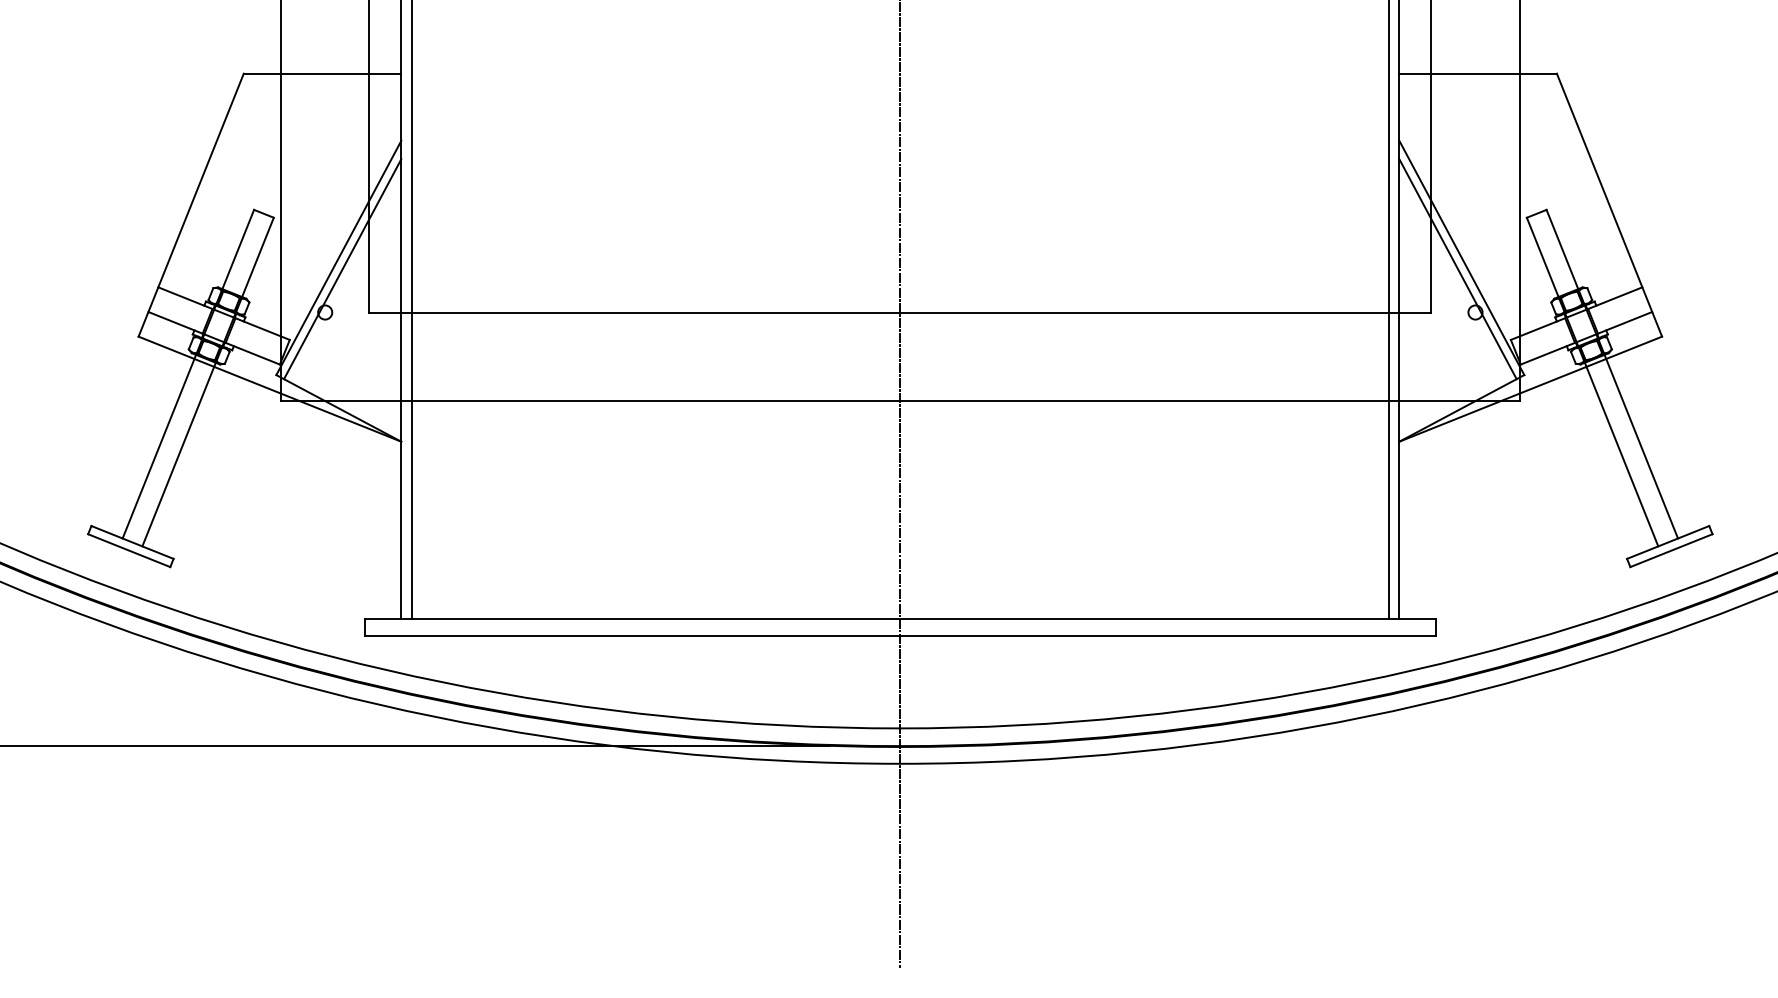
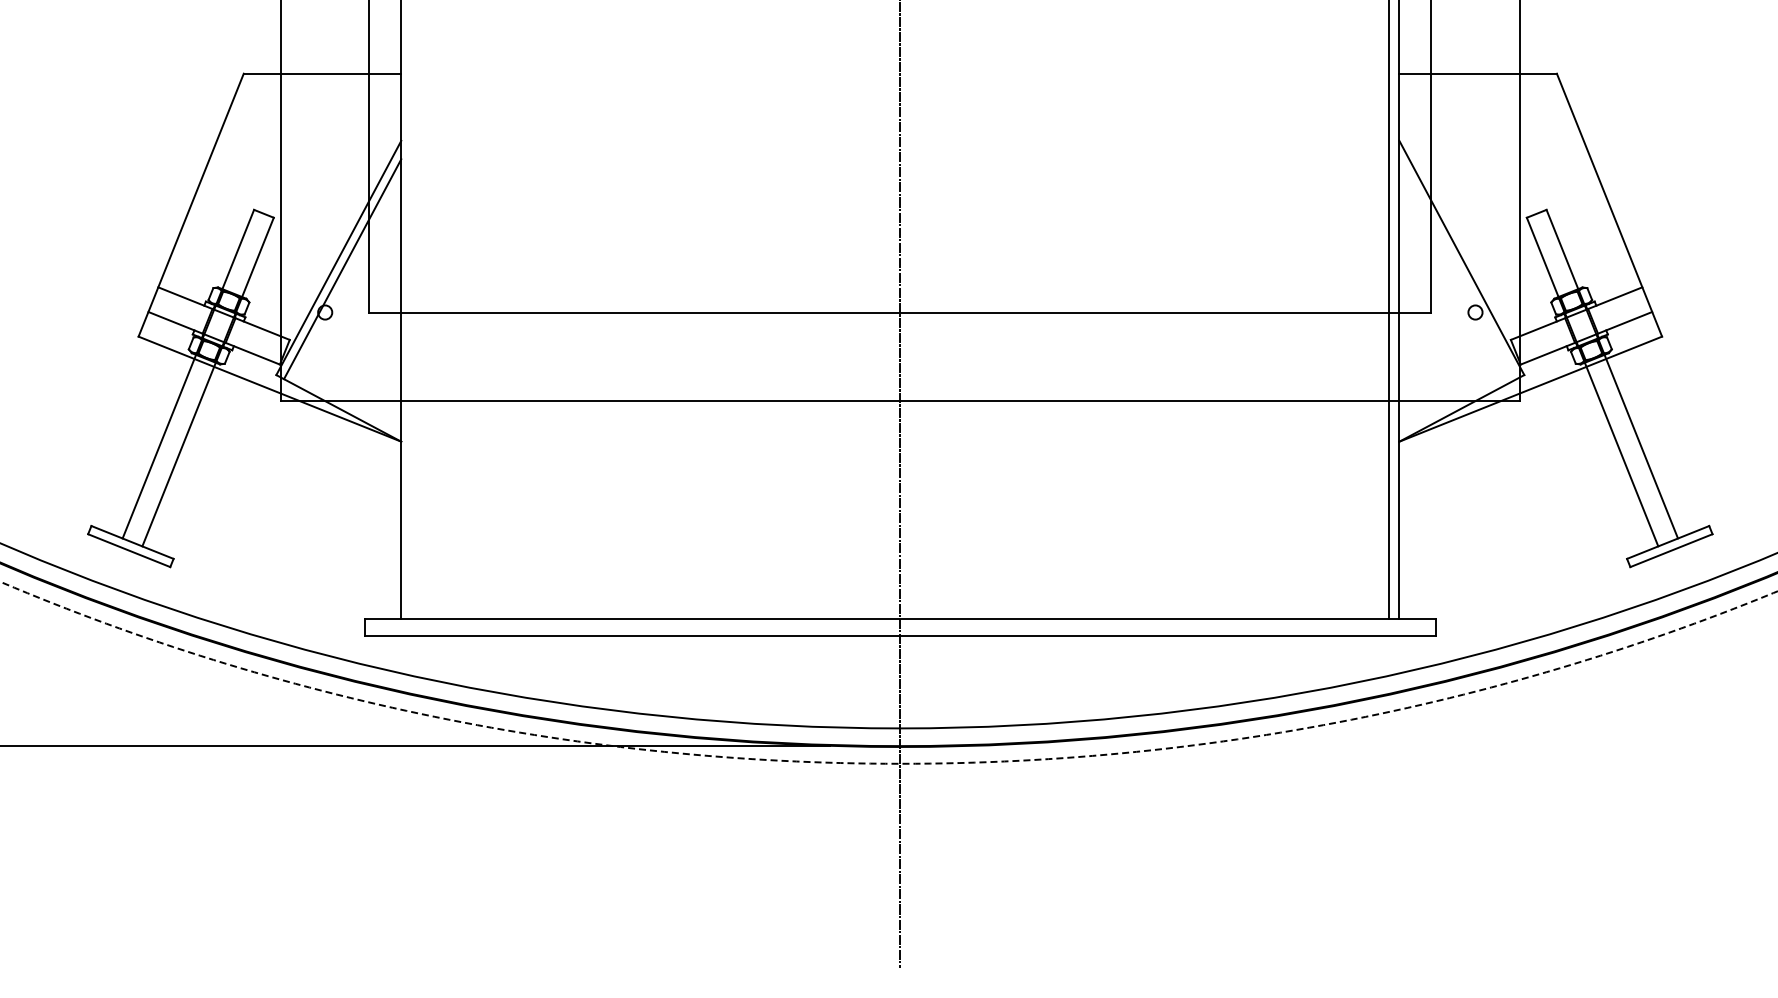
line: present -> none (1457, 269)
line: present -> none (411, 310)
circle: solid -> dashed (888, 672)
